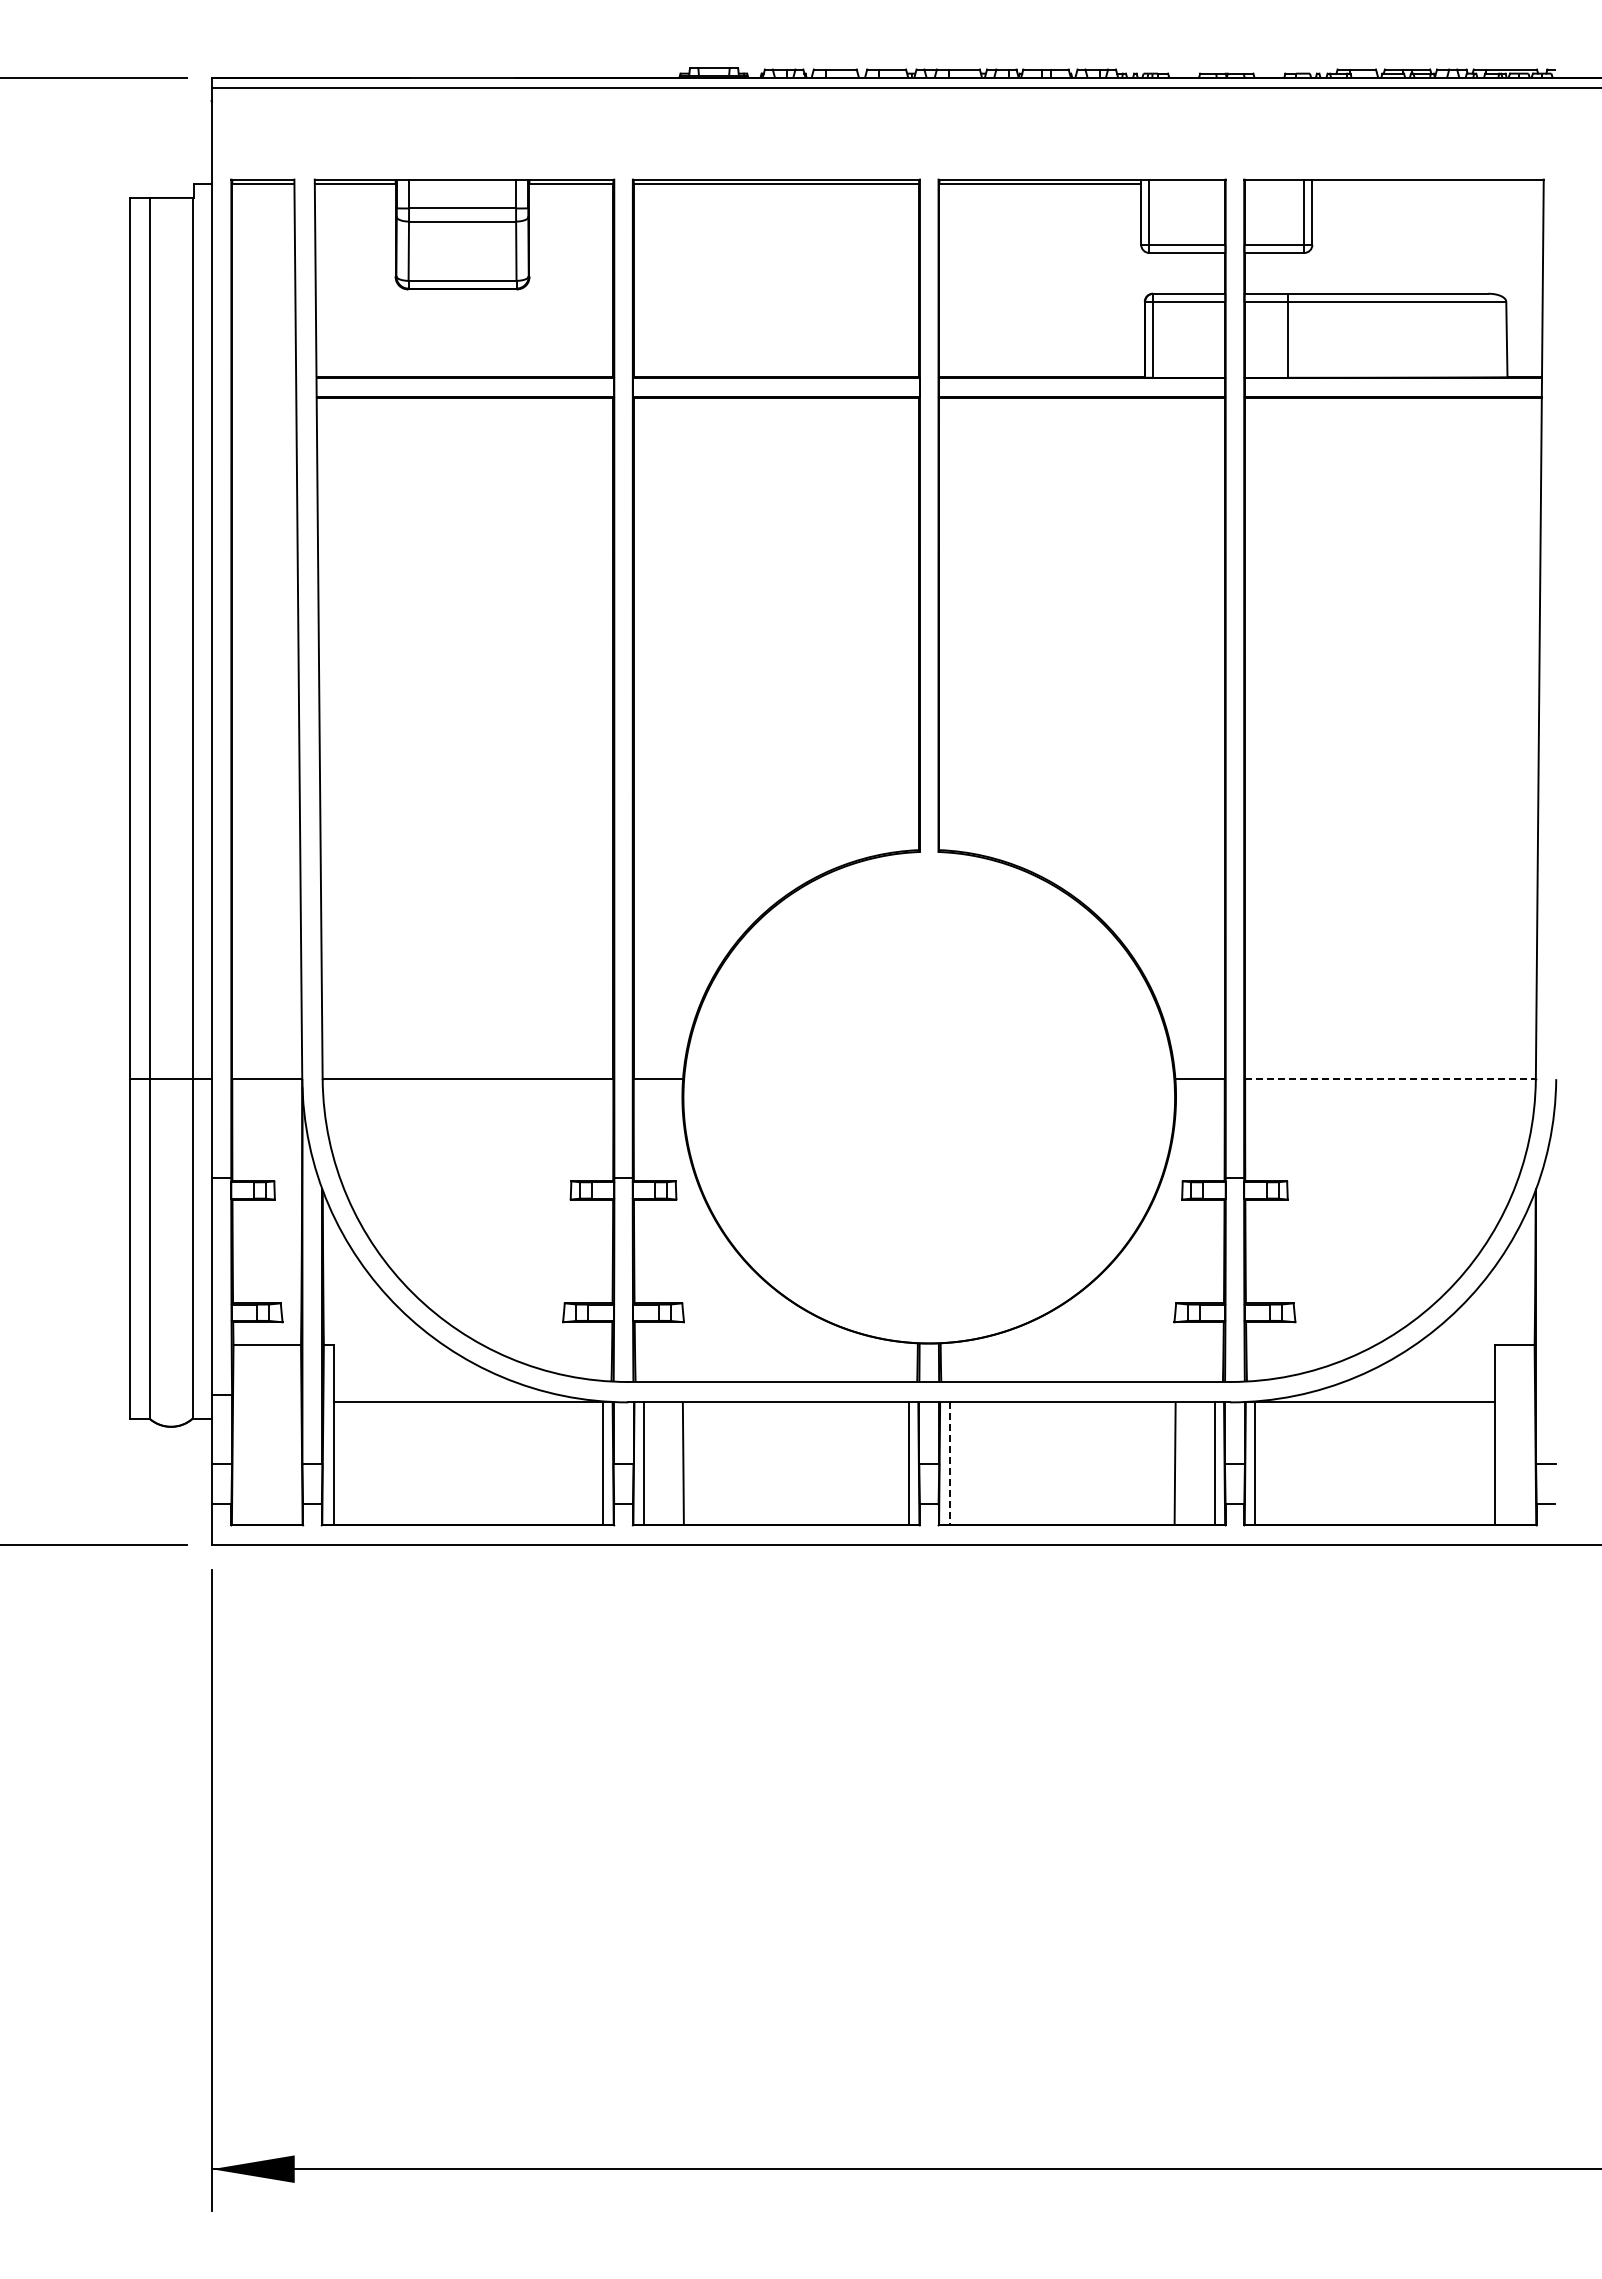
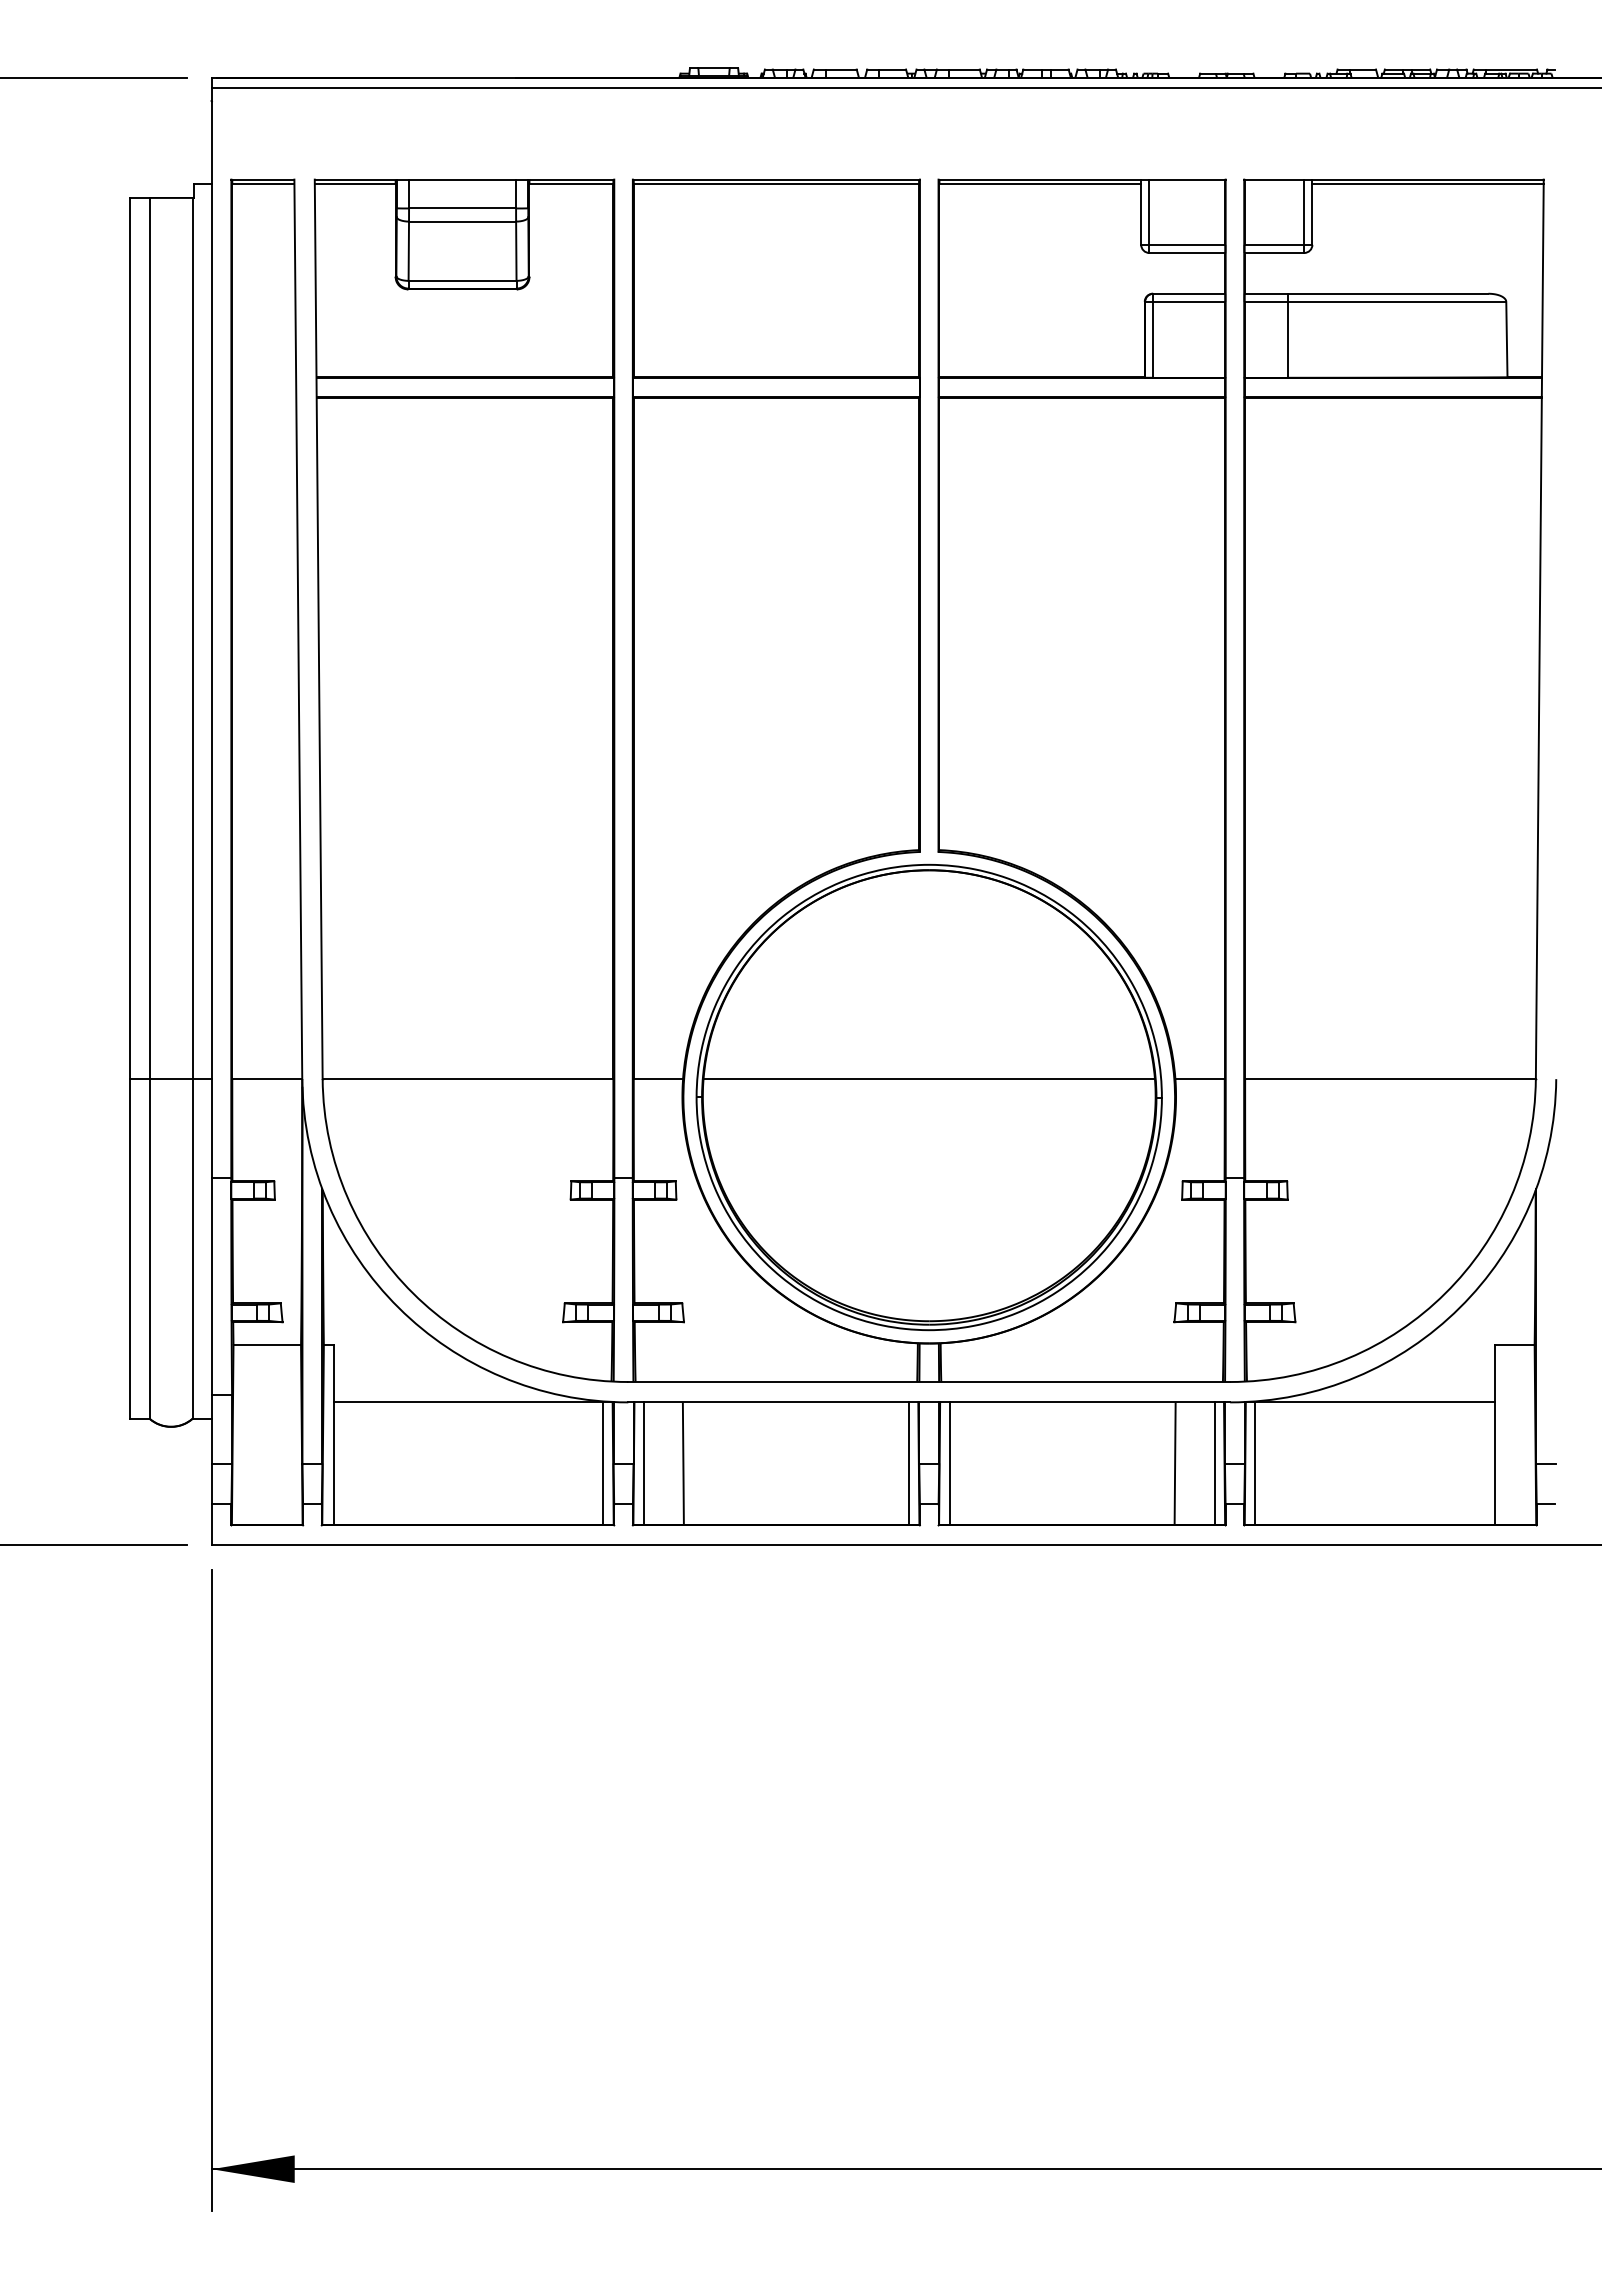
line: none -> present (1427, 183)
line: dashed -> solid (1391, 1079)
part: none -> present (928, 1097)
line: dashed -> solid (949, 1464)
